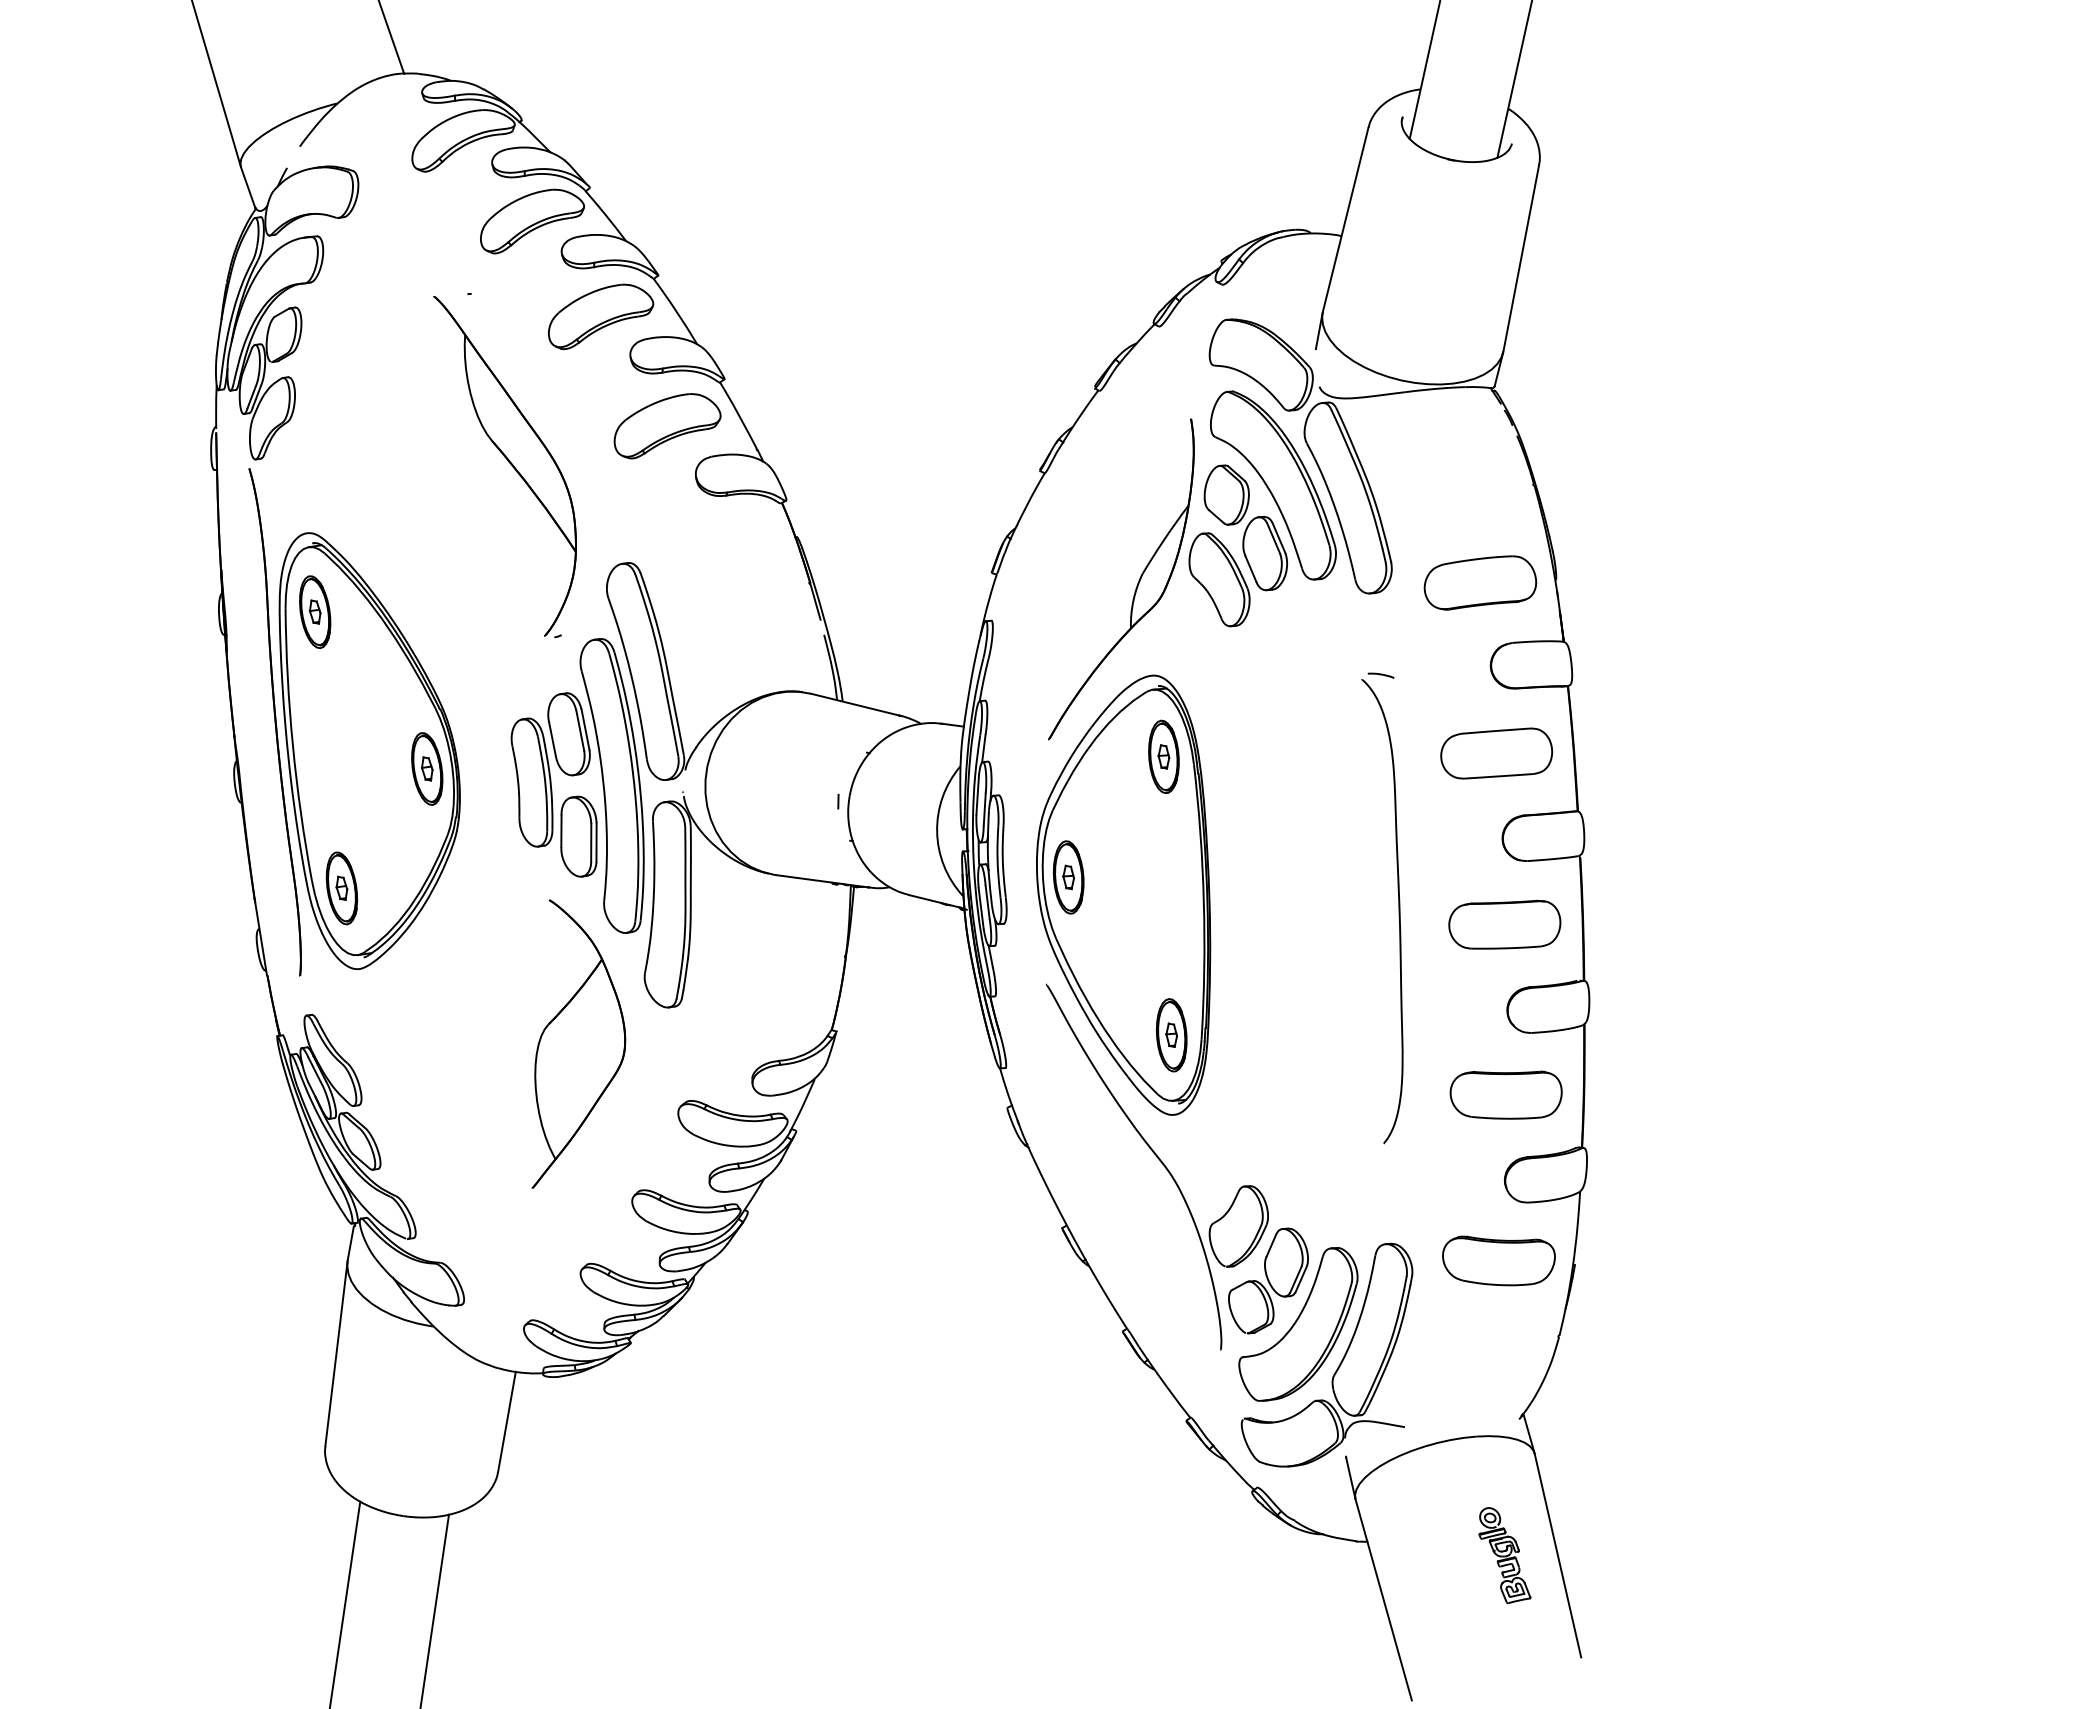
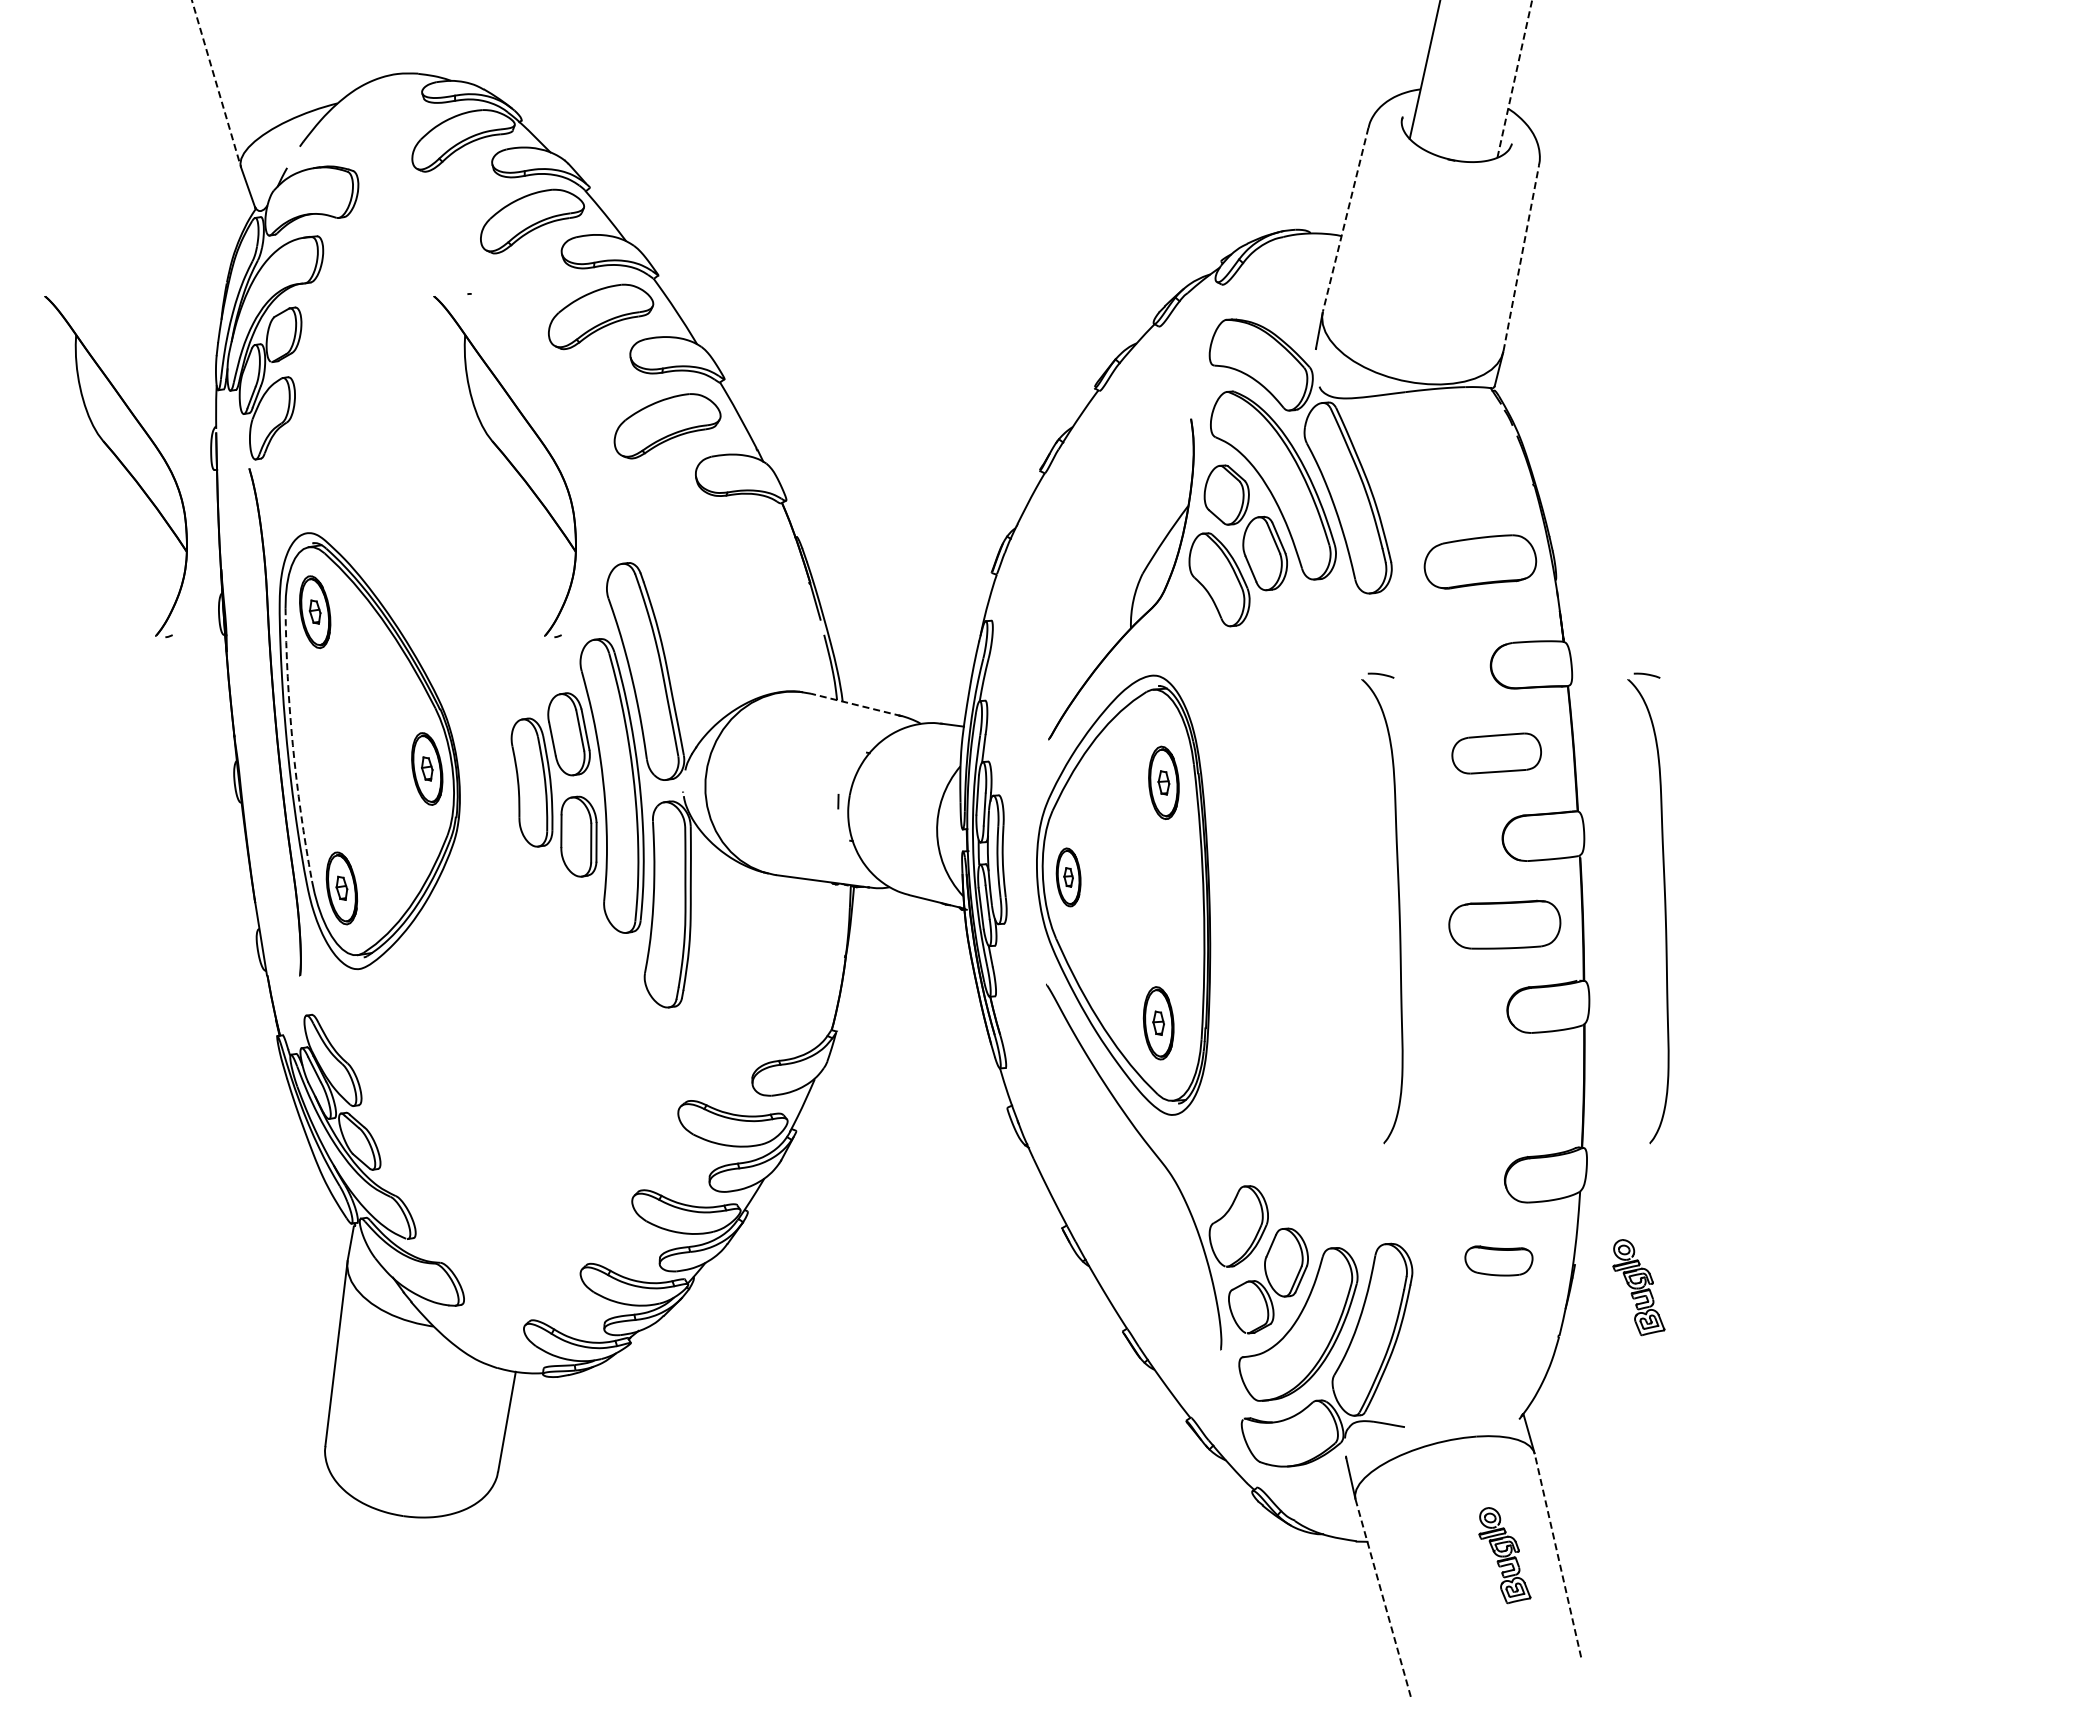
line: present -> none (391, 37)
line: solid -> dashed (1514, 78)
line: solid -> dashed (216, 83)
line: solid -> dashed (1345, 219)
line: solid -> dashed (1521, 258)
part: none -> present (115, 466)
part position: (1480, 582) -> (1480, 561) (1480, 561)
line: solid -> dashed (856, 704)
arc: solid -> dashed (292, 745)
part size: 114x53 px -> 91x43 px (1496, 753)
part position: (1163, 756) -> (1163, 782) (1163, 782)
part size: 33x75 px -> 27x61 px (1068, 877)
part: none -> present (1664, 908)
part position: (1171, 1035) -> (1158, 1023) (1158, 1023)
part: present -> none (578, 1043)
part: present -> none (1505, 1094)
part size: 114x52 px -> 70x32 px (1498, 1260)
part: none -> present (1638, 1287)
line: solid -> dashed (1557, 1555)
line: solid -> dashed (1383, 1600)
line: present -> none (345, 1603)
line: present -> none (434, 1609)
